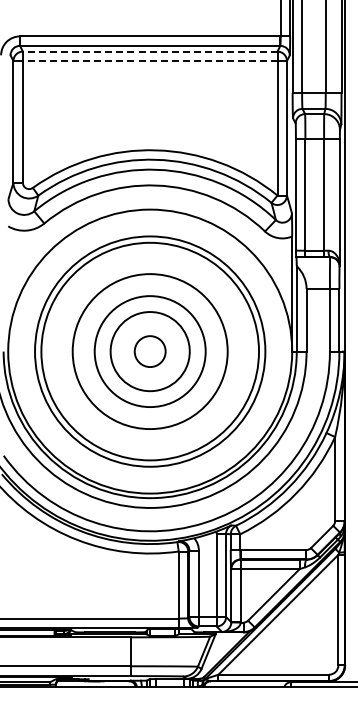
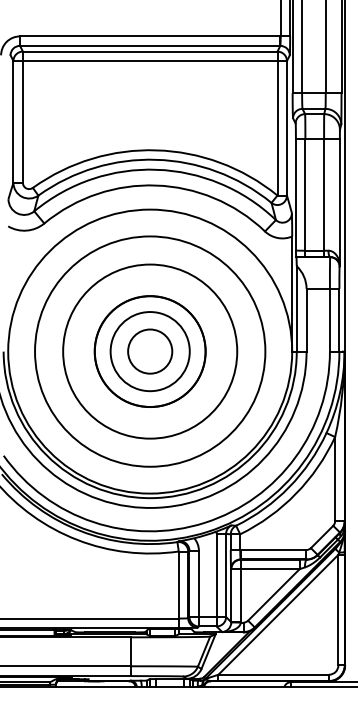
line: dashed -> solid (149, 51)
line: dashed -> solid (149, 61)
circle diameter: 155 px -> 111 px (149, 351)
circle diameter: 31 px -> 44 px (150, 351)
circle diameter: 218 px -> 174 px (150, 351)
